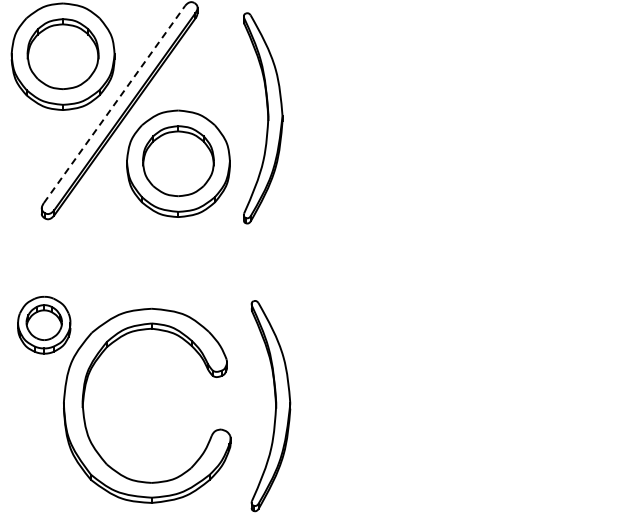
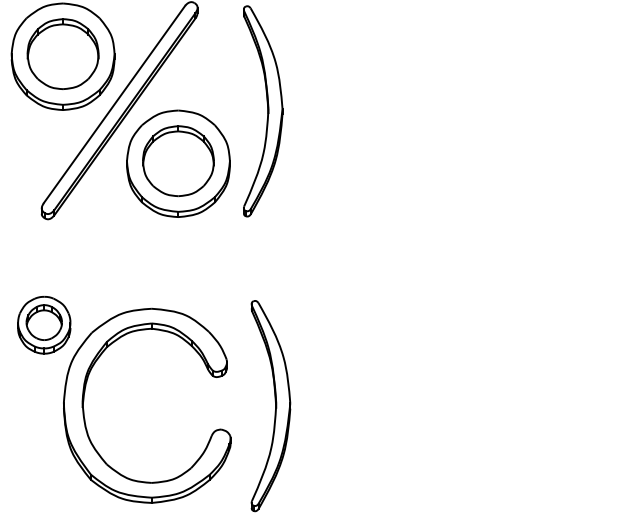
line: dashed -> solid (114, 104)
part position: (263, 118) -> (263, 111) (263, 111)
